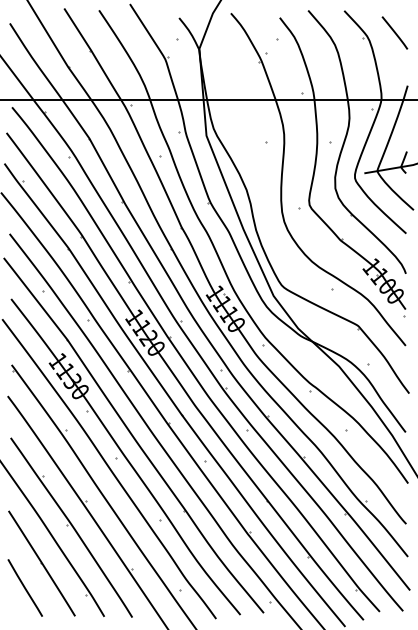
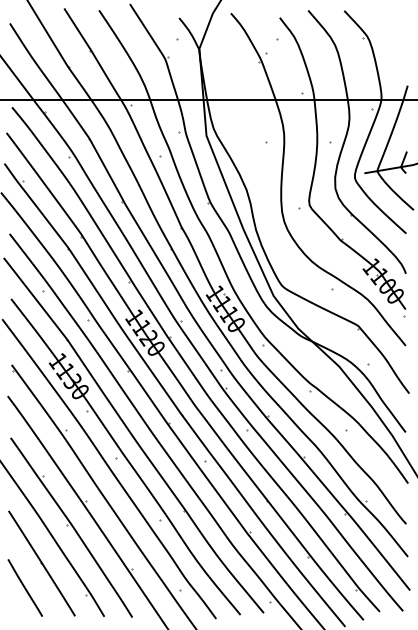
line: present -> none (394, 32)
